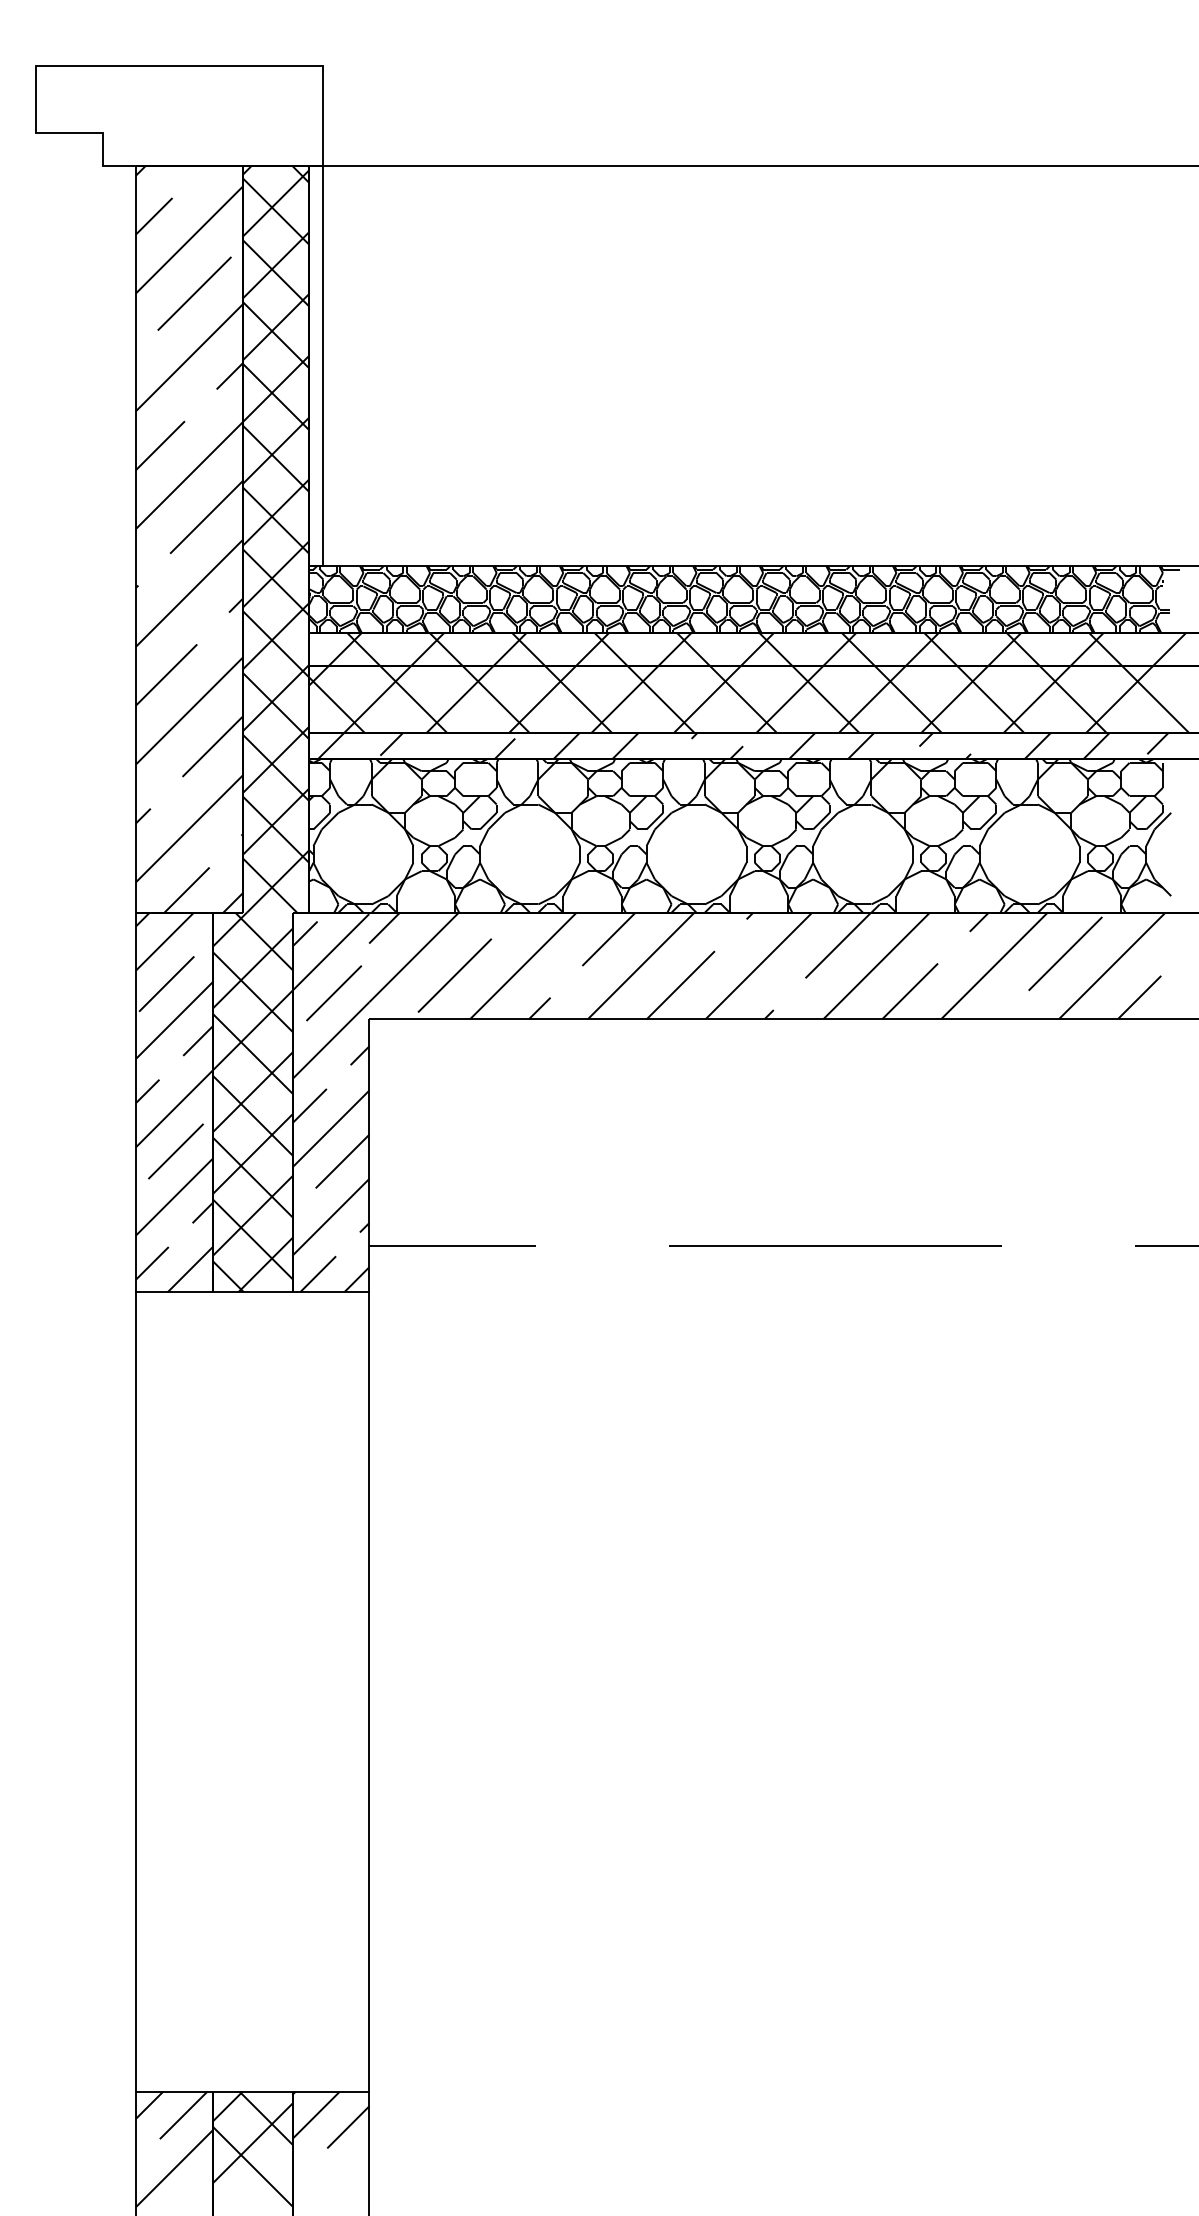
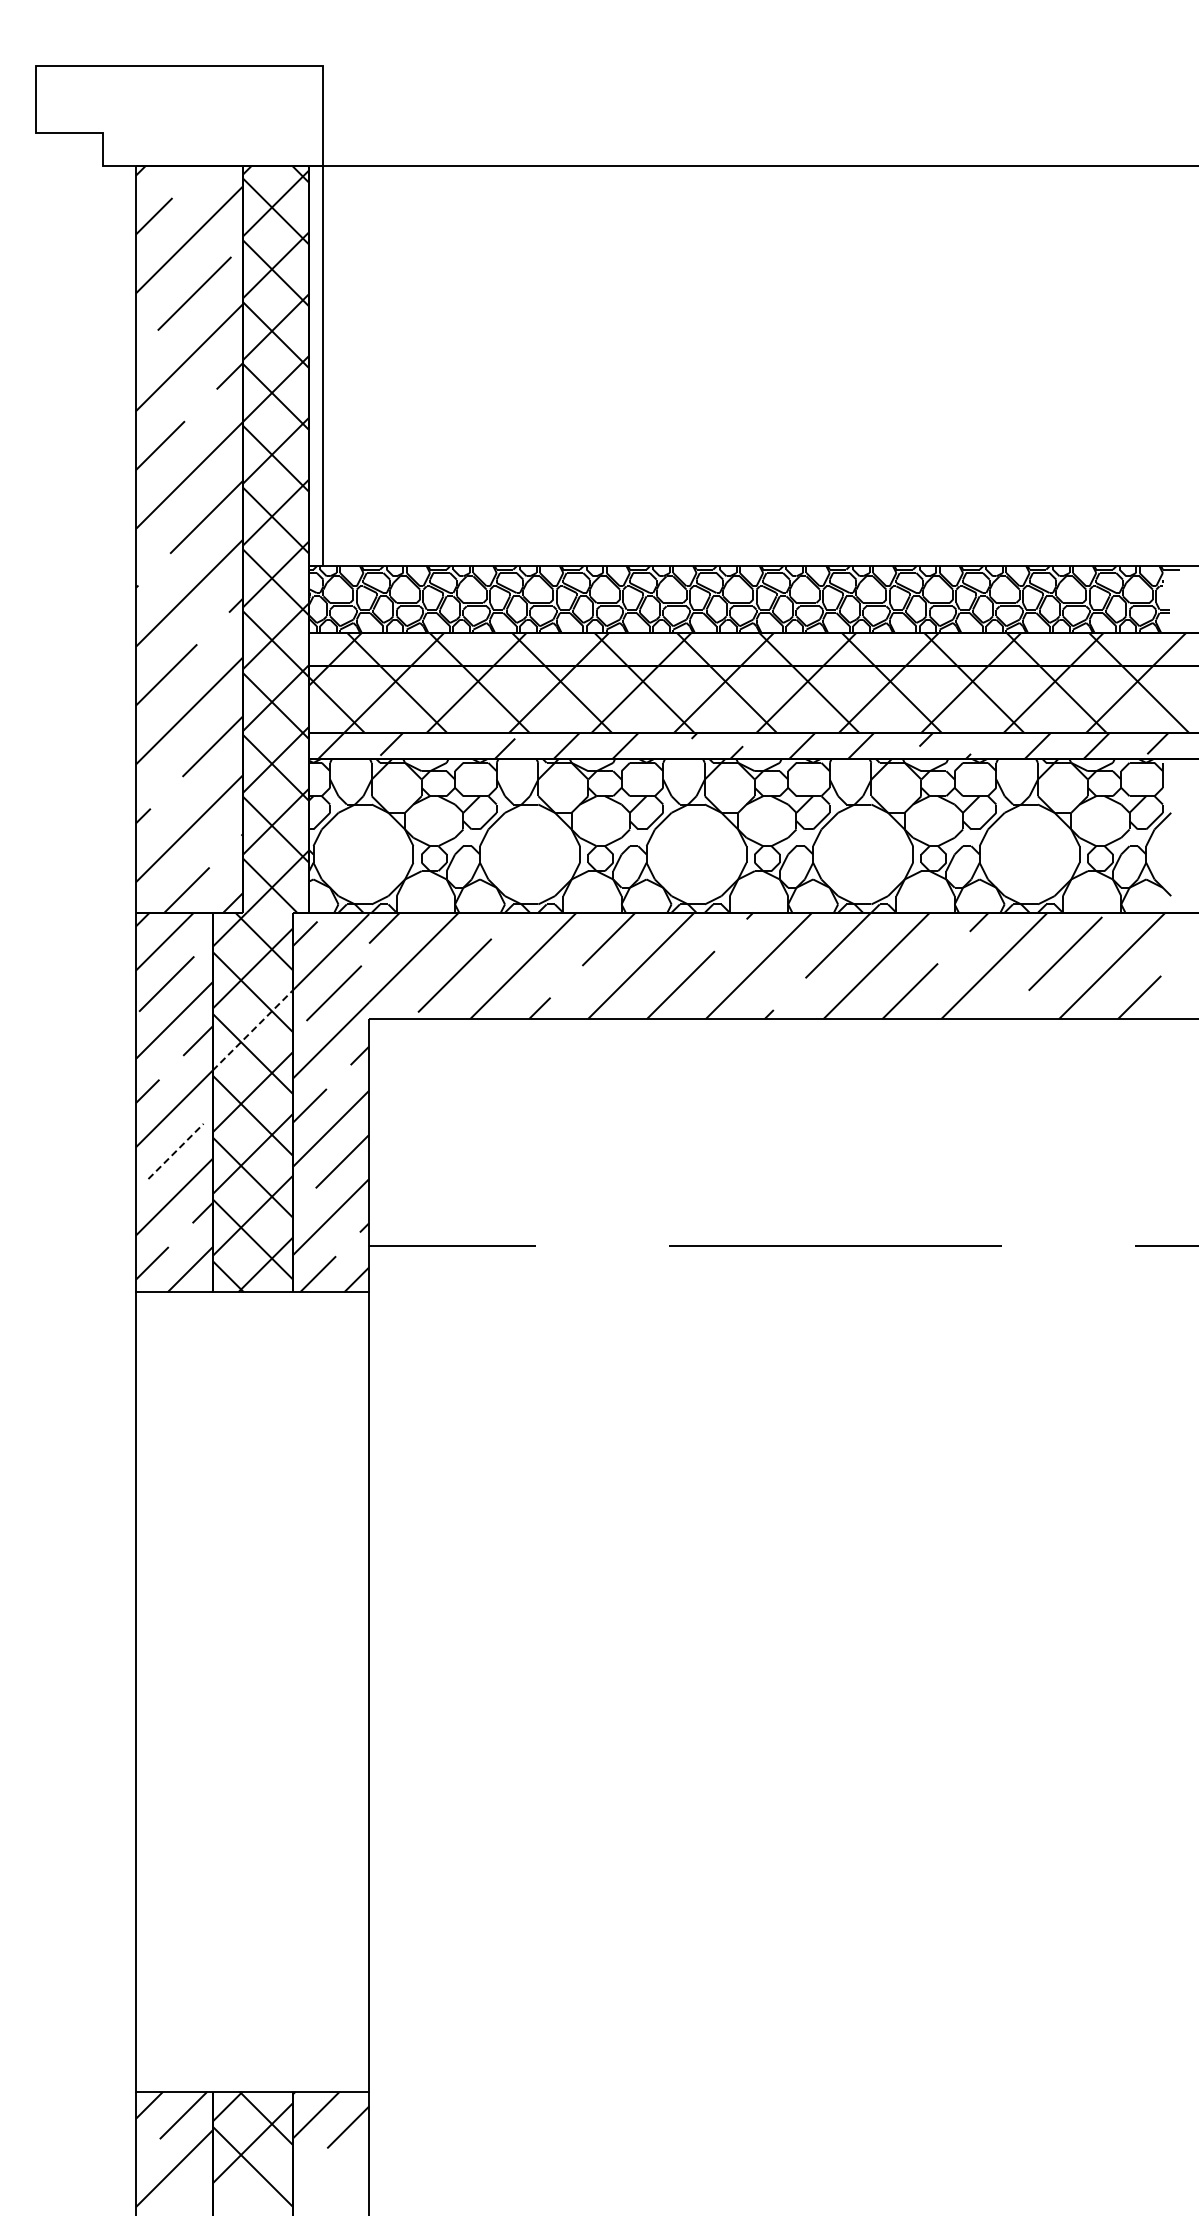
line: solid -> dashed (252, 1030)
line: solid -> dashed (176, 1151)
